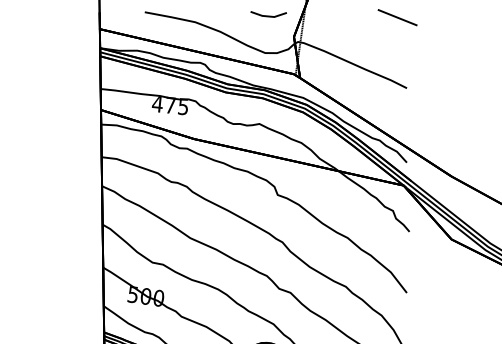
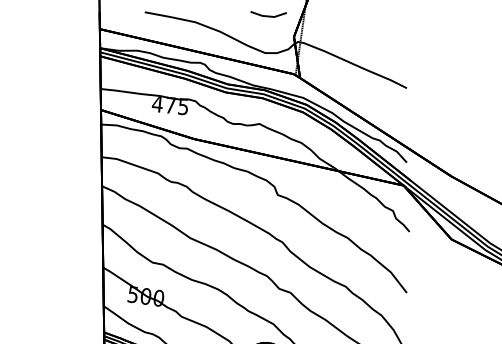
line: present -> none (397, 17)
